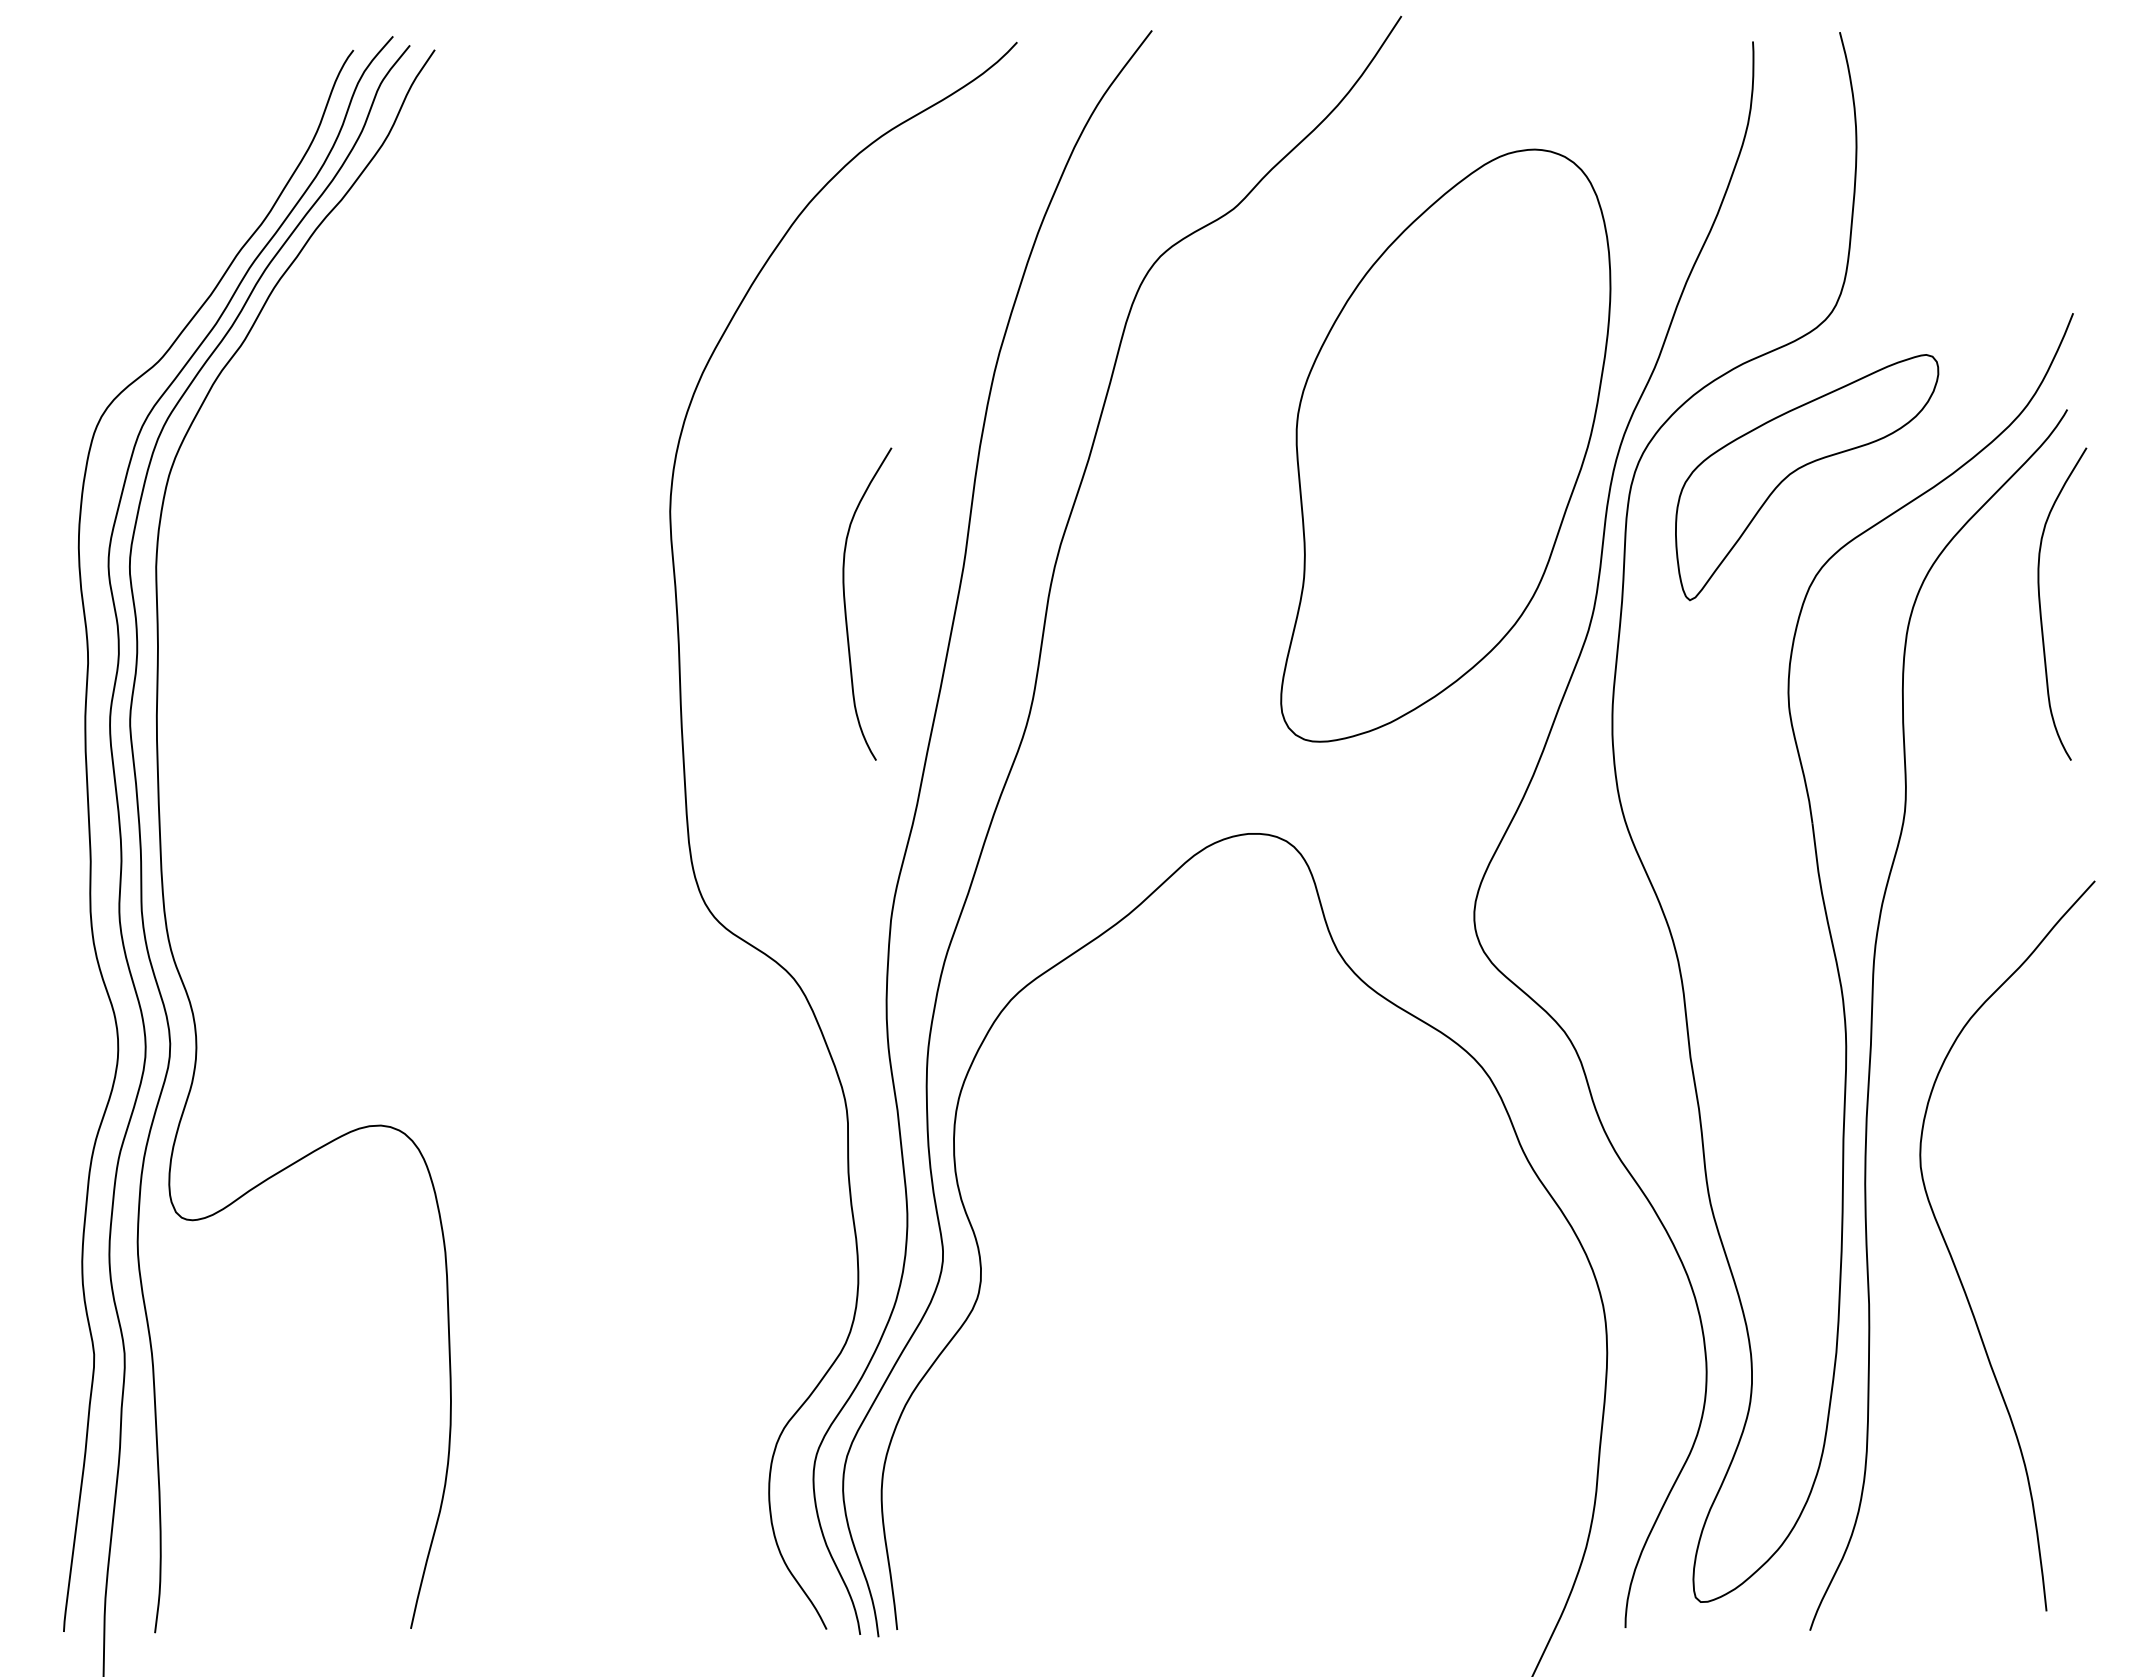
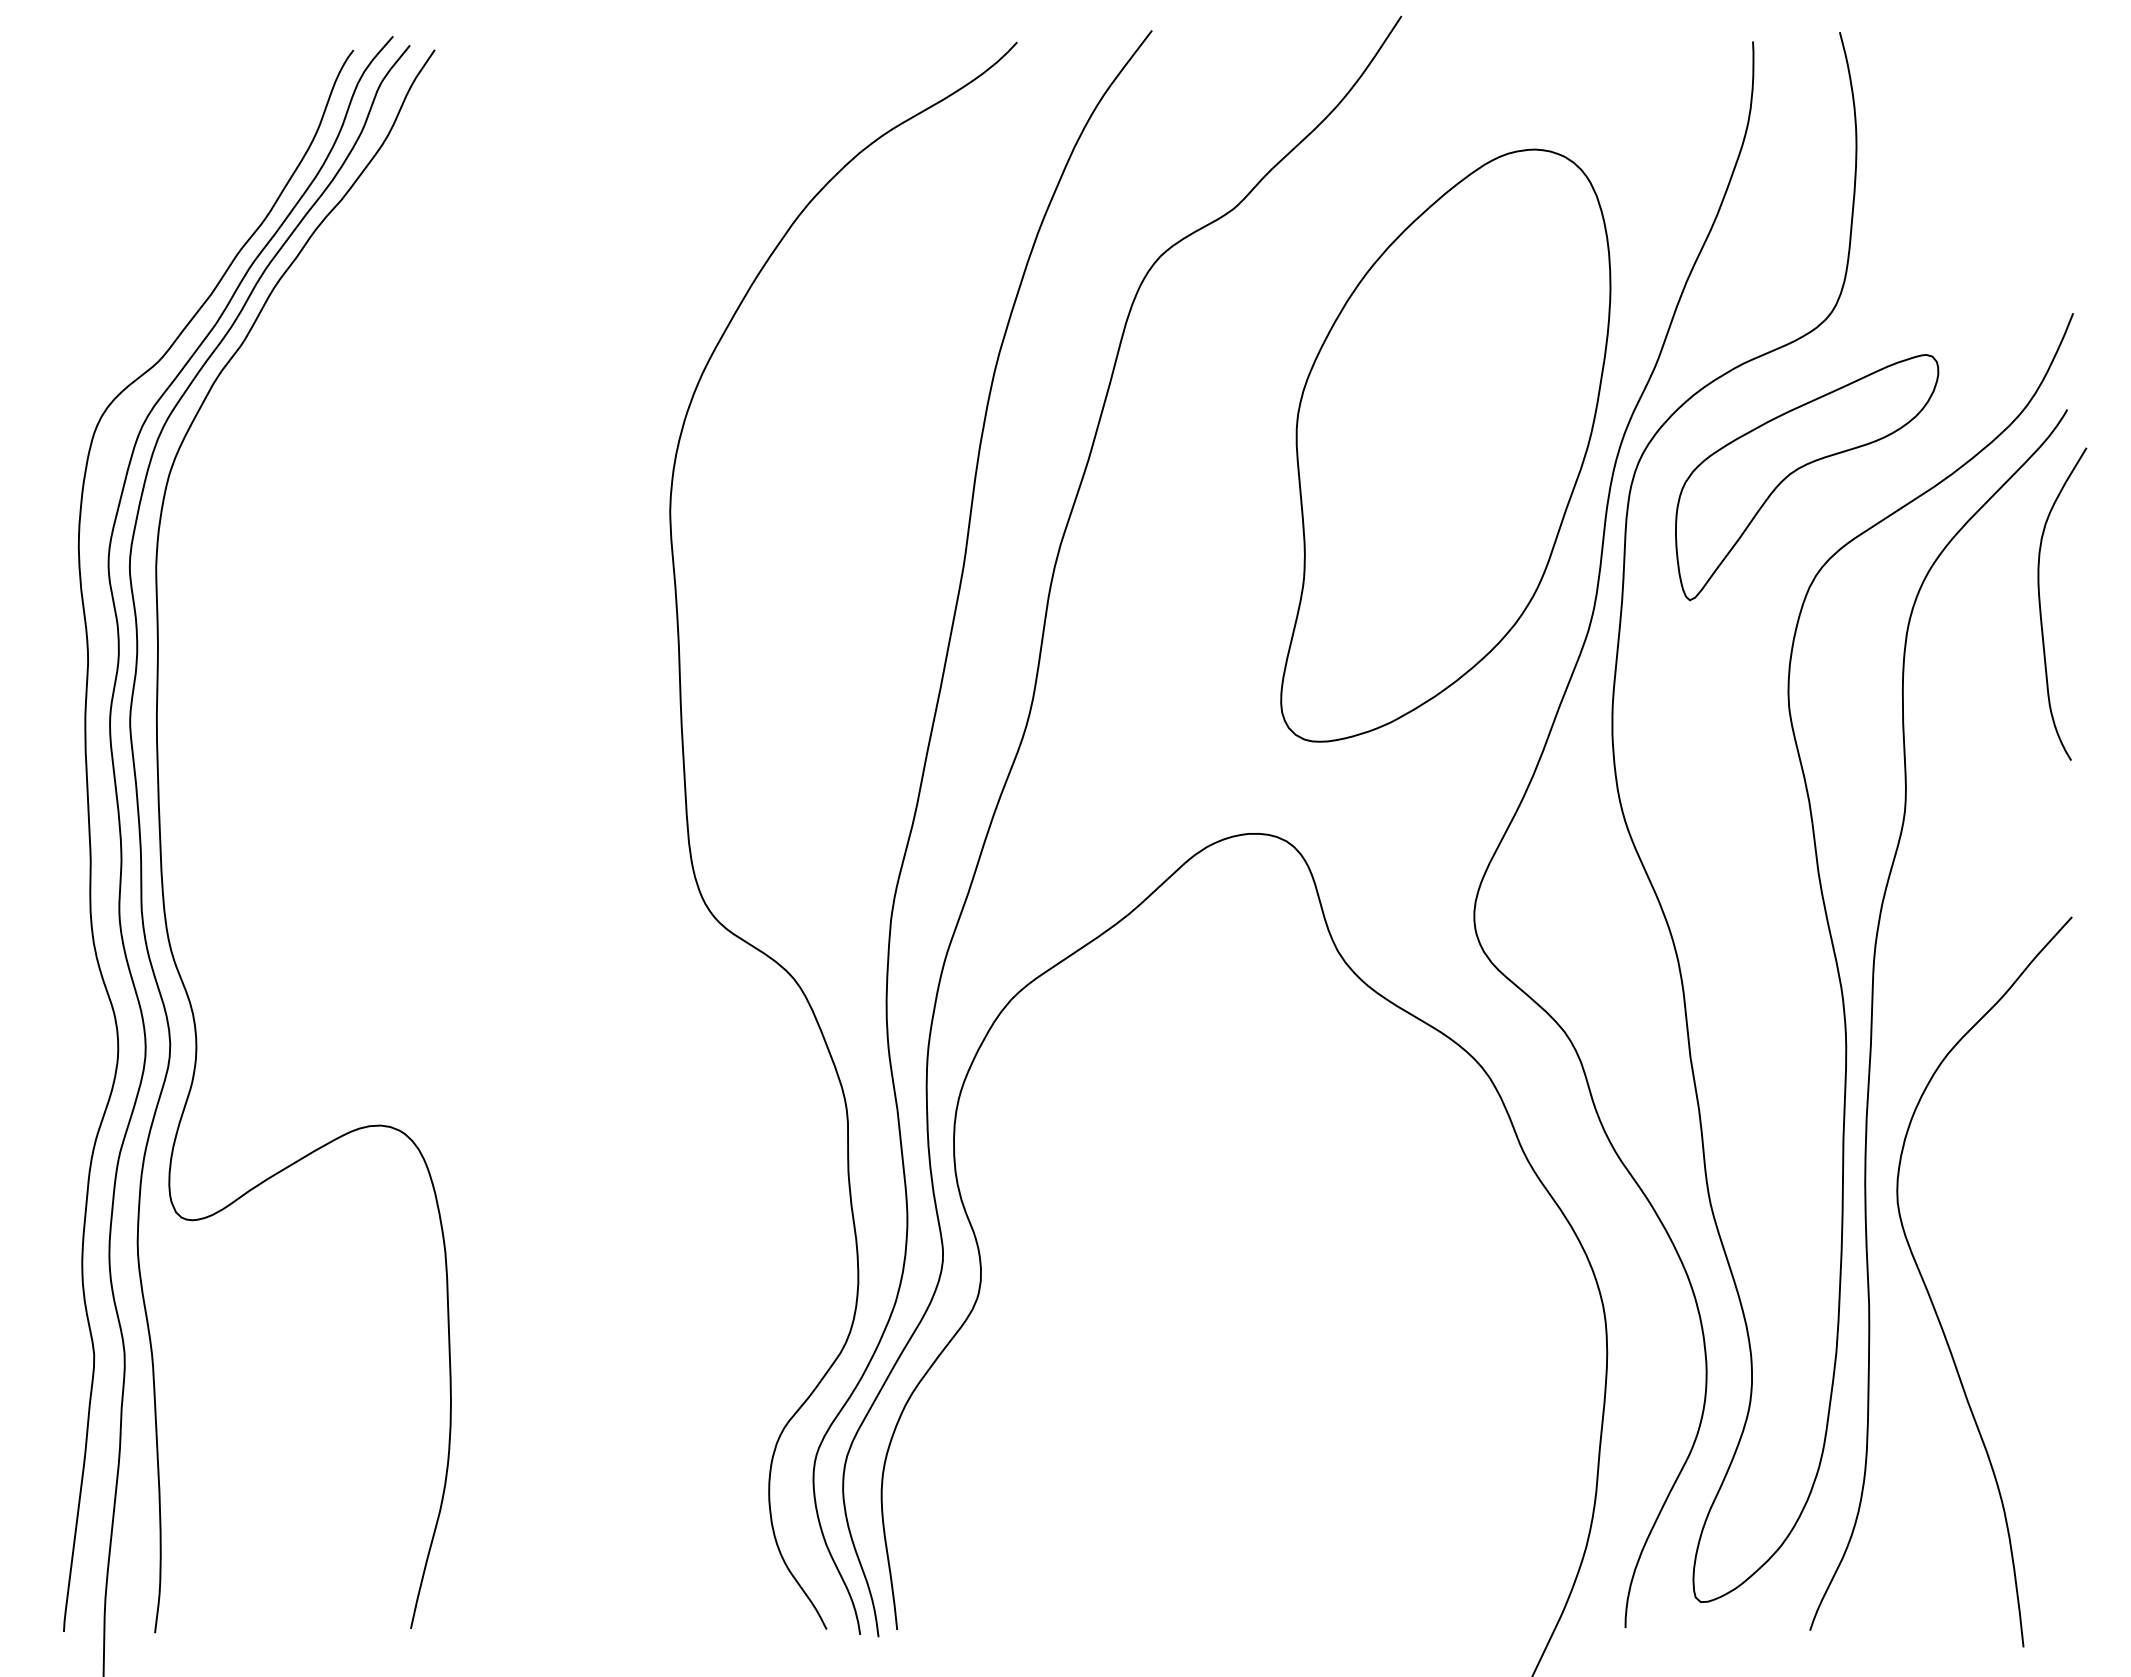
curve: present -> none (846, 608)
curve position: (1955, 1264) -> (1932, 1300) (1932, 1300)
